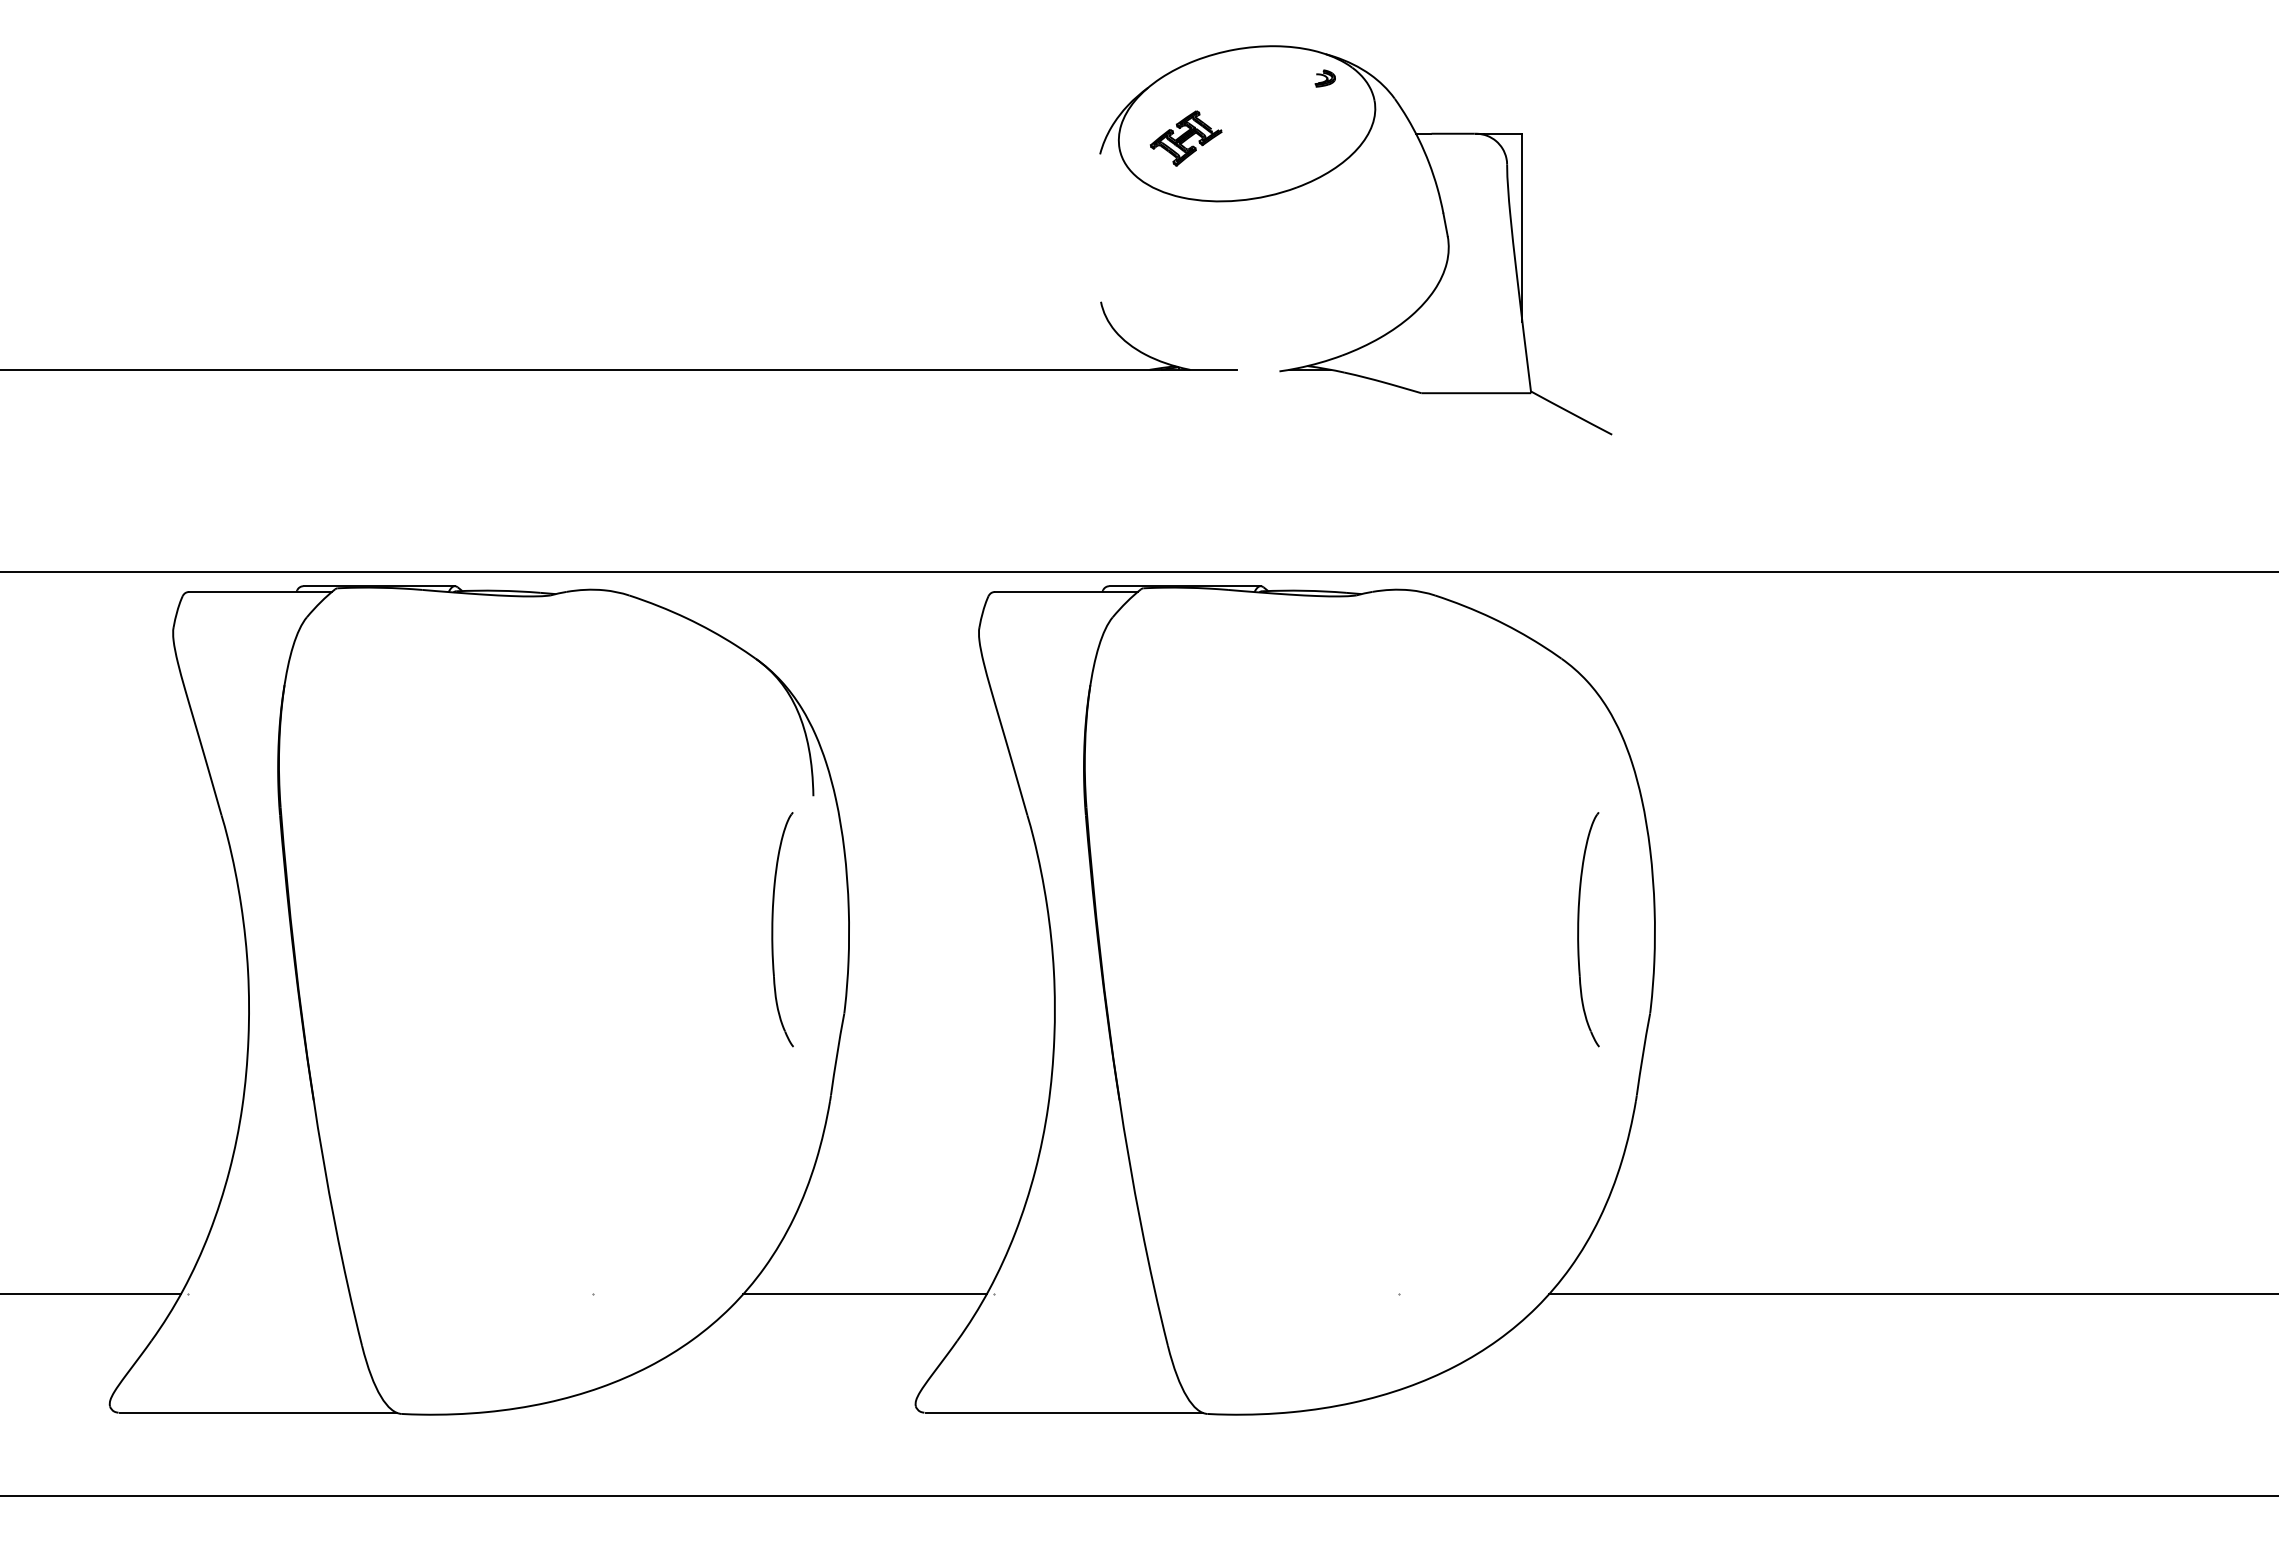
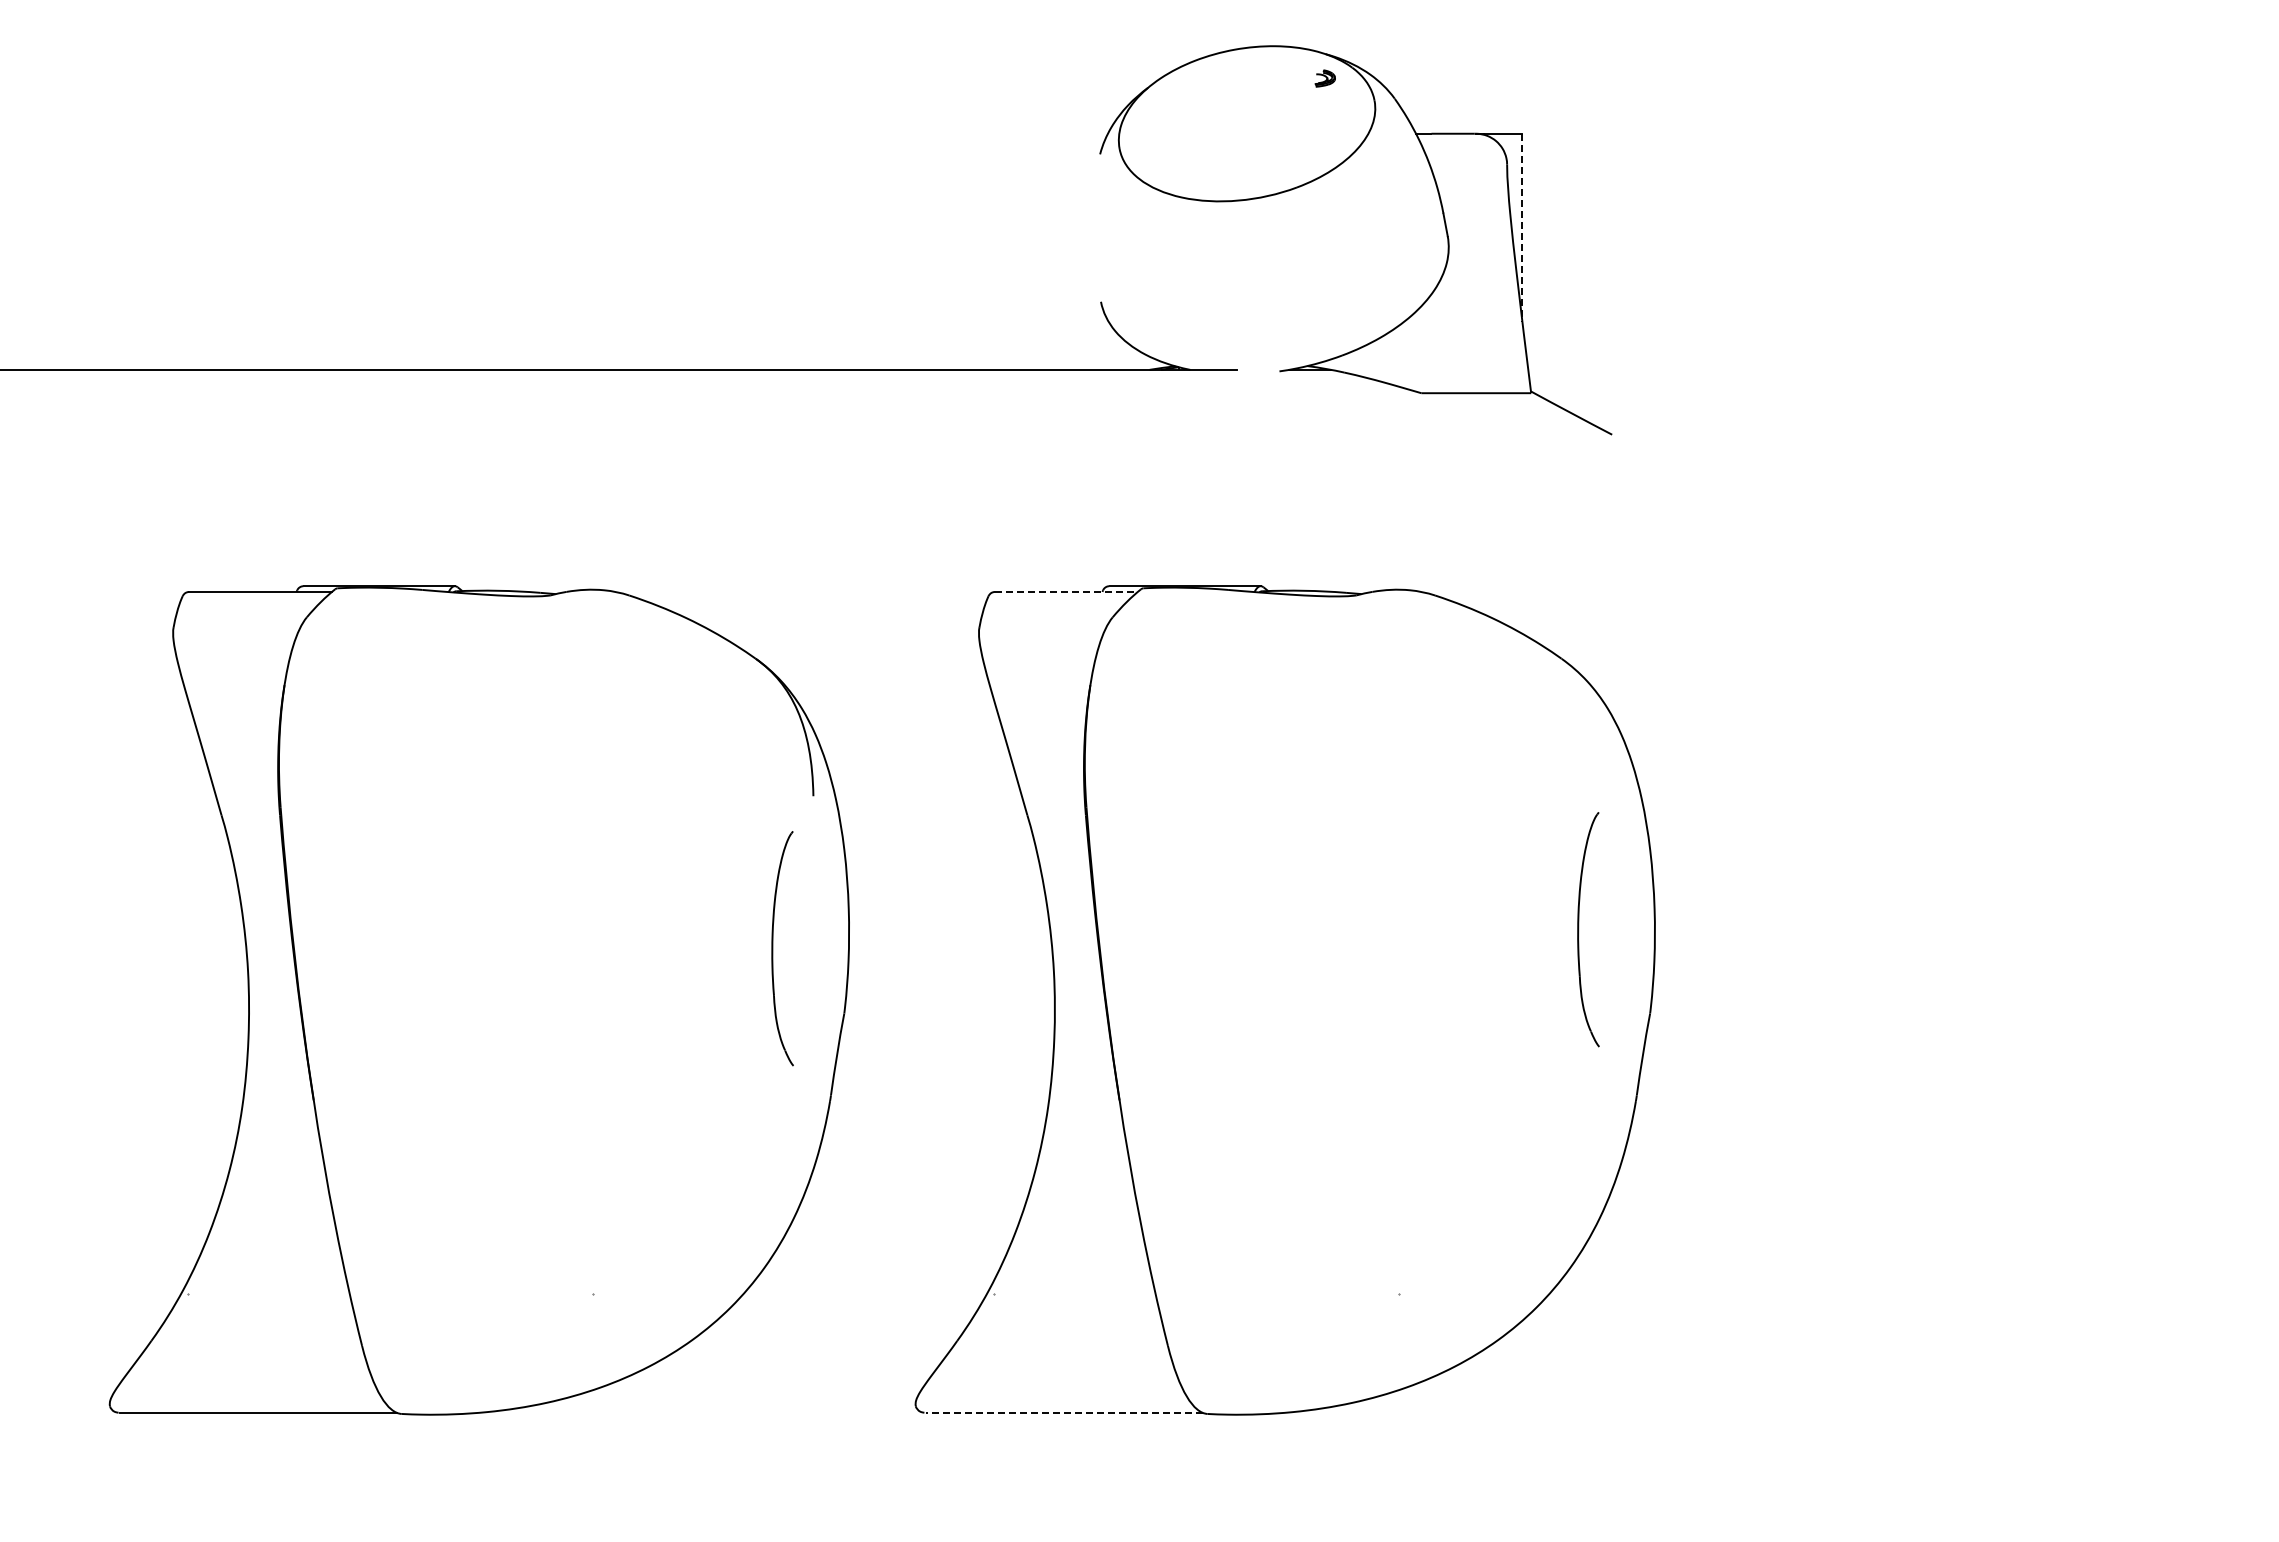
part: present -> none (1185, 138)
line: solid -> dashed (1522, 227)
line: present -> none (1138, 571)
line: solid -> dashed (1066, 591)
part position: (773, 929) -> (773, 948) (773, 948)
line: present -> none (91, 1294)
line: present -> none (864, 1294)
line: present -> none (1912, 1294)
line: solid -> dashed (1063, 1412)
line: present -> none (1138, 1495)
